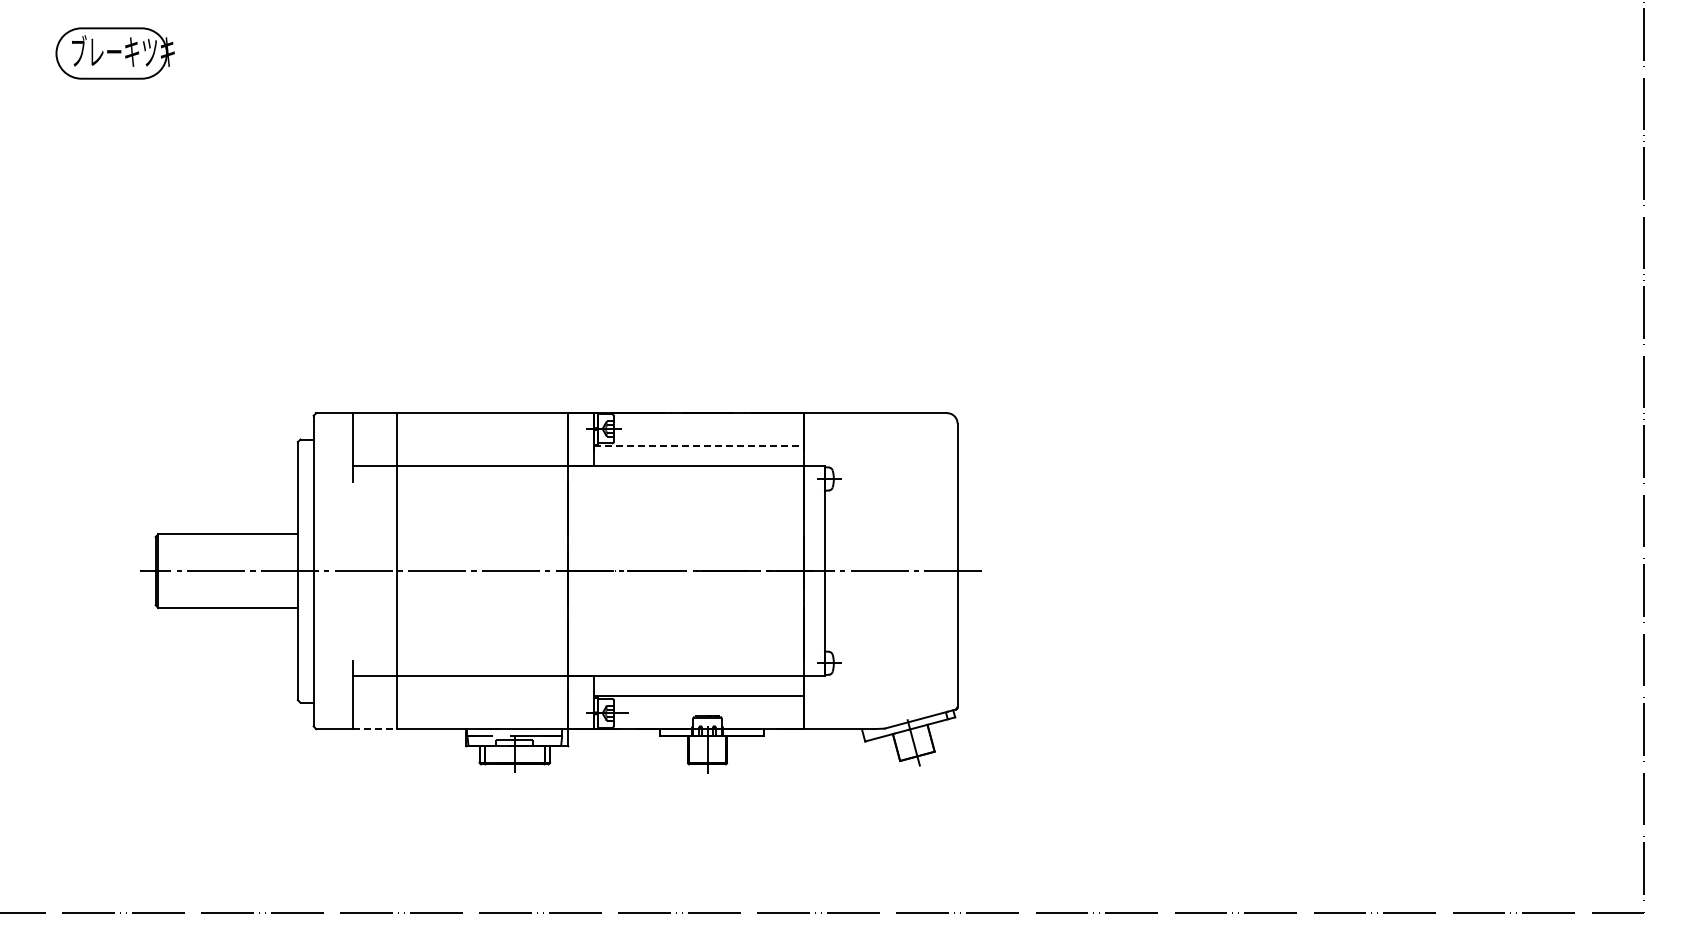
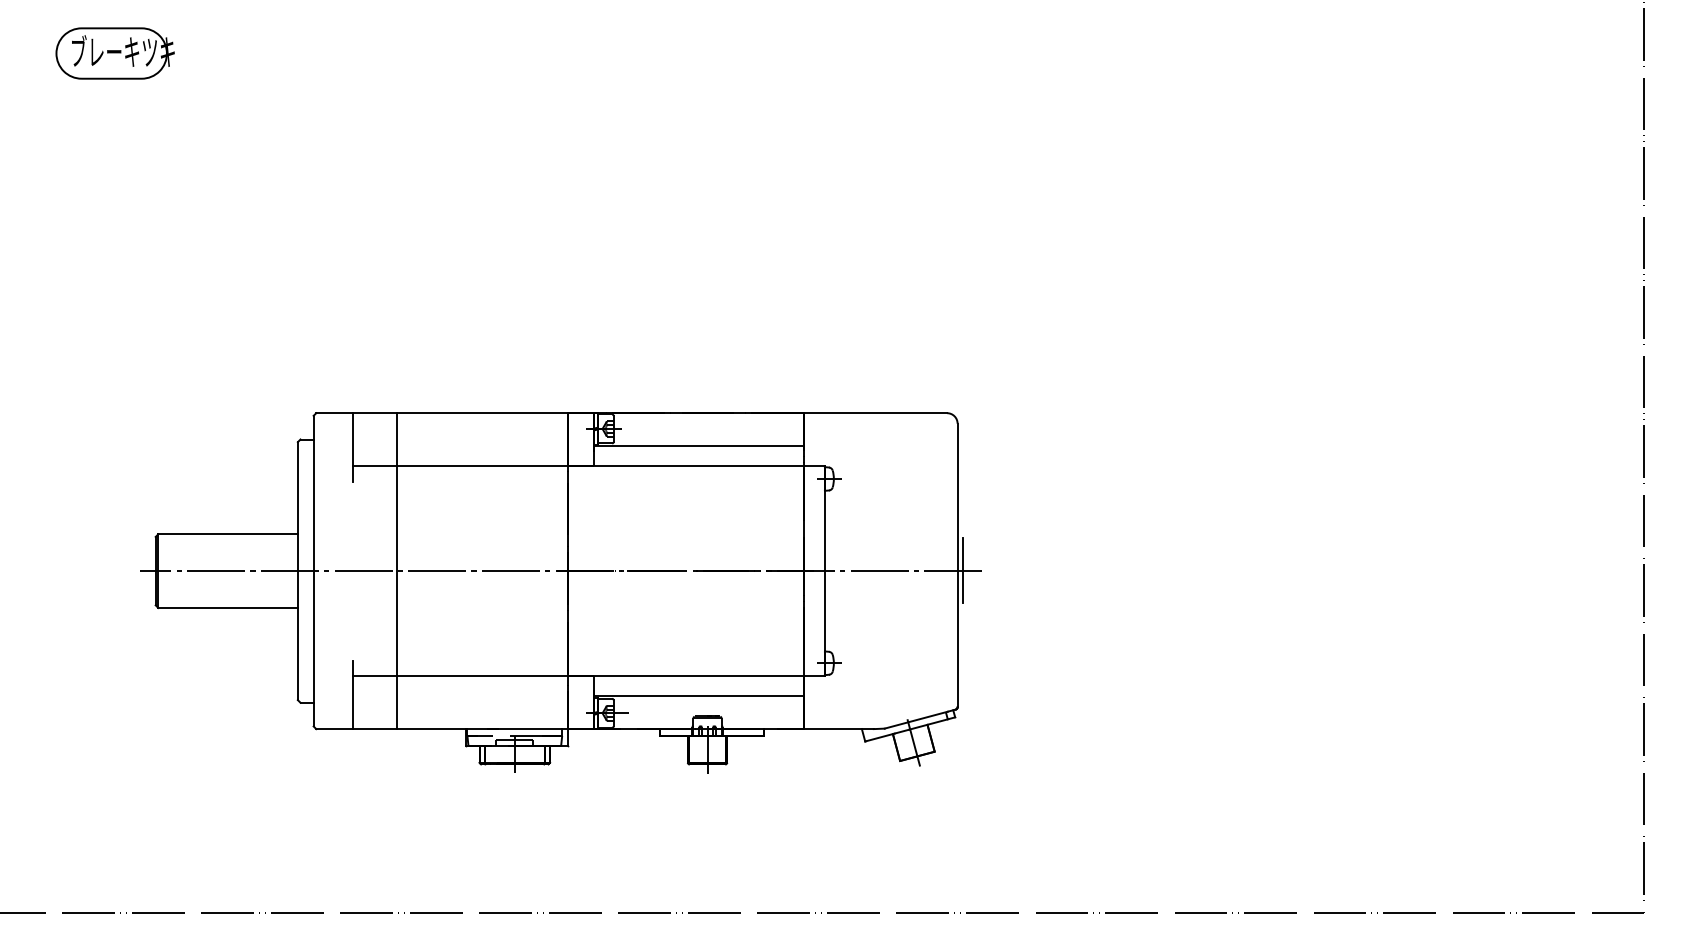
line: dashed -> solid (699, 445)
line: none -> present (962, 570)
line: dashed -> solid (375, 729)
